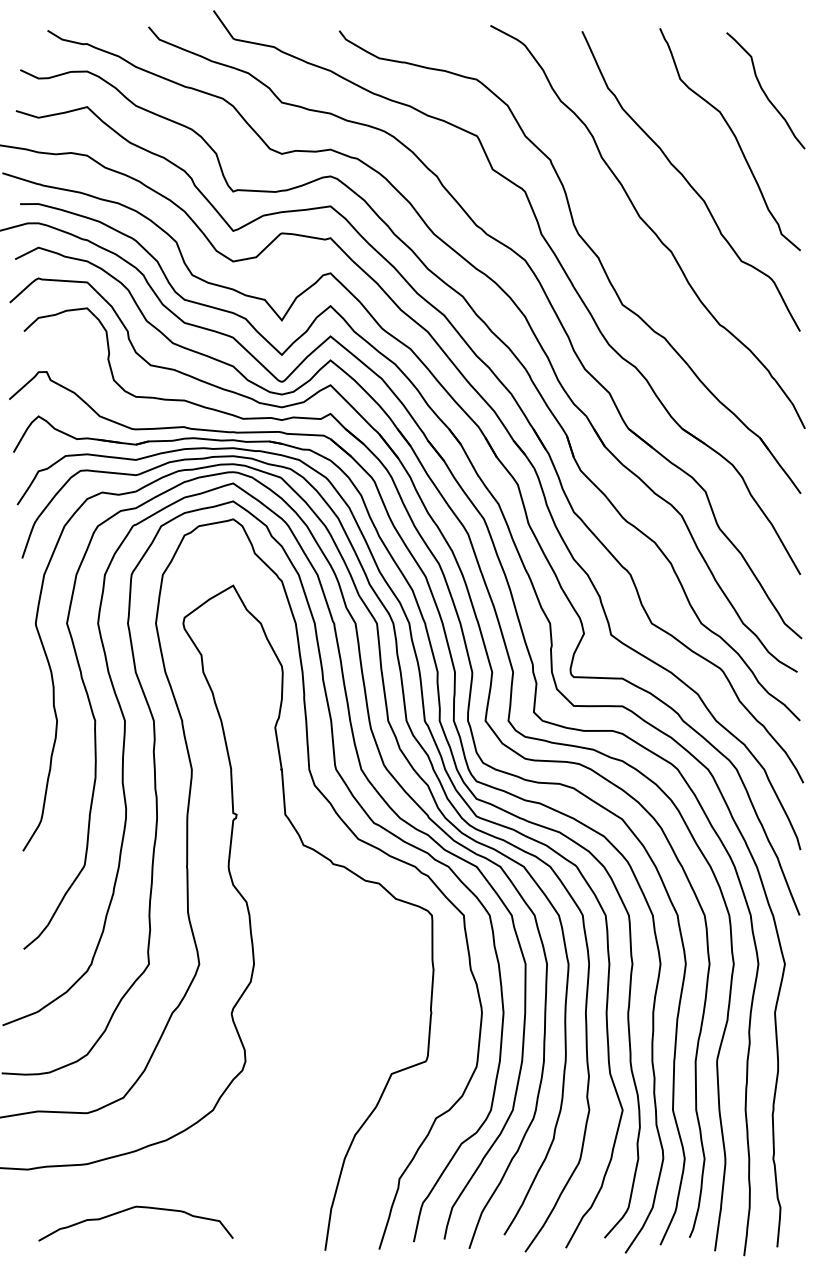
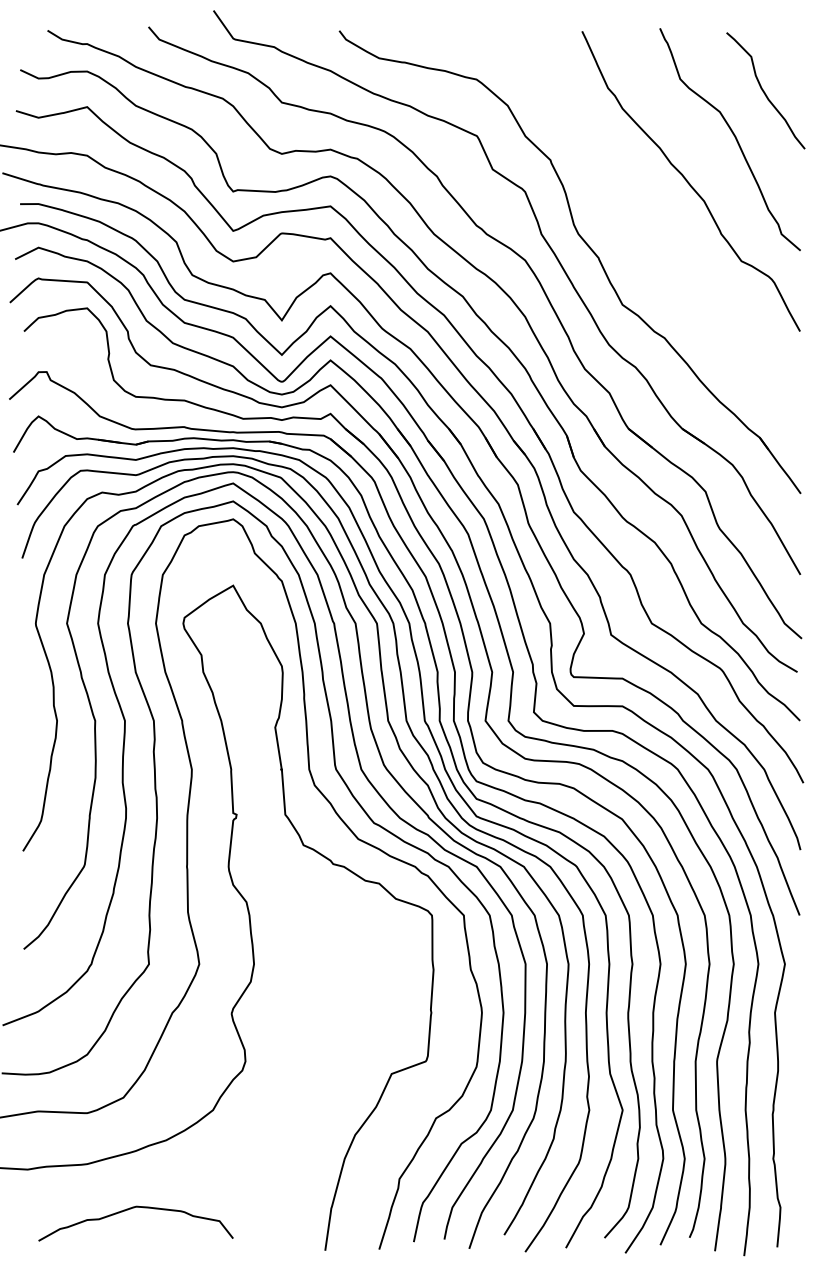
curve: present -> none (647, 226)
